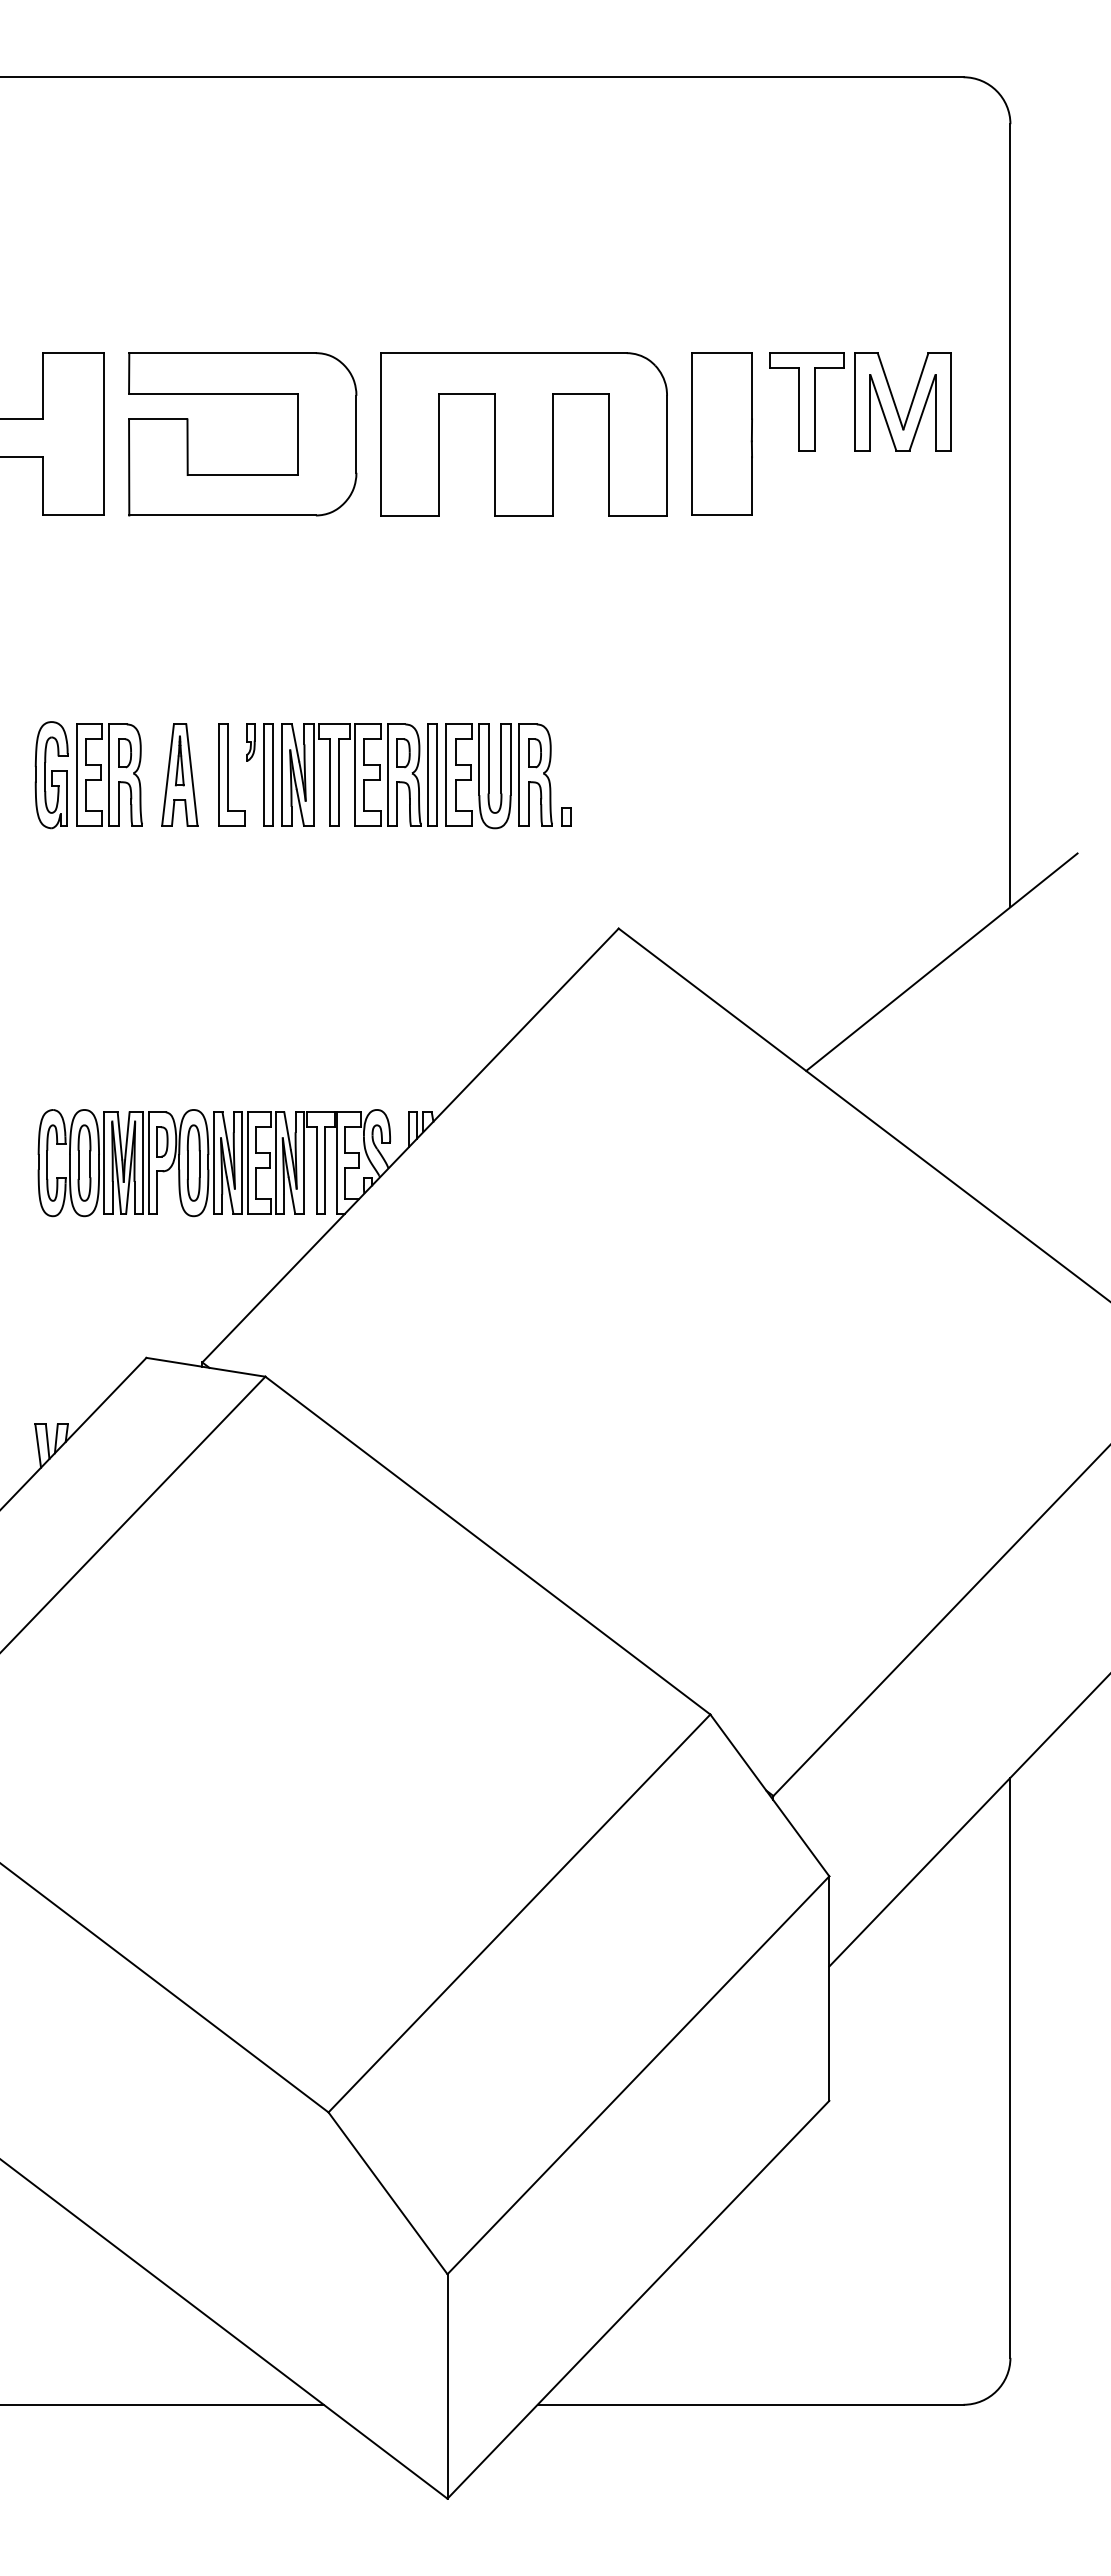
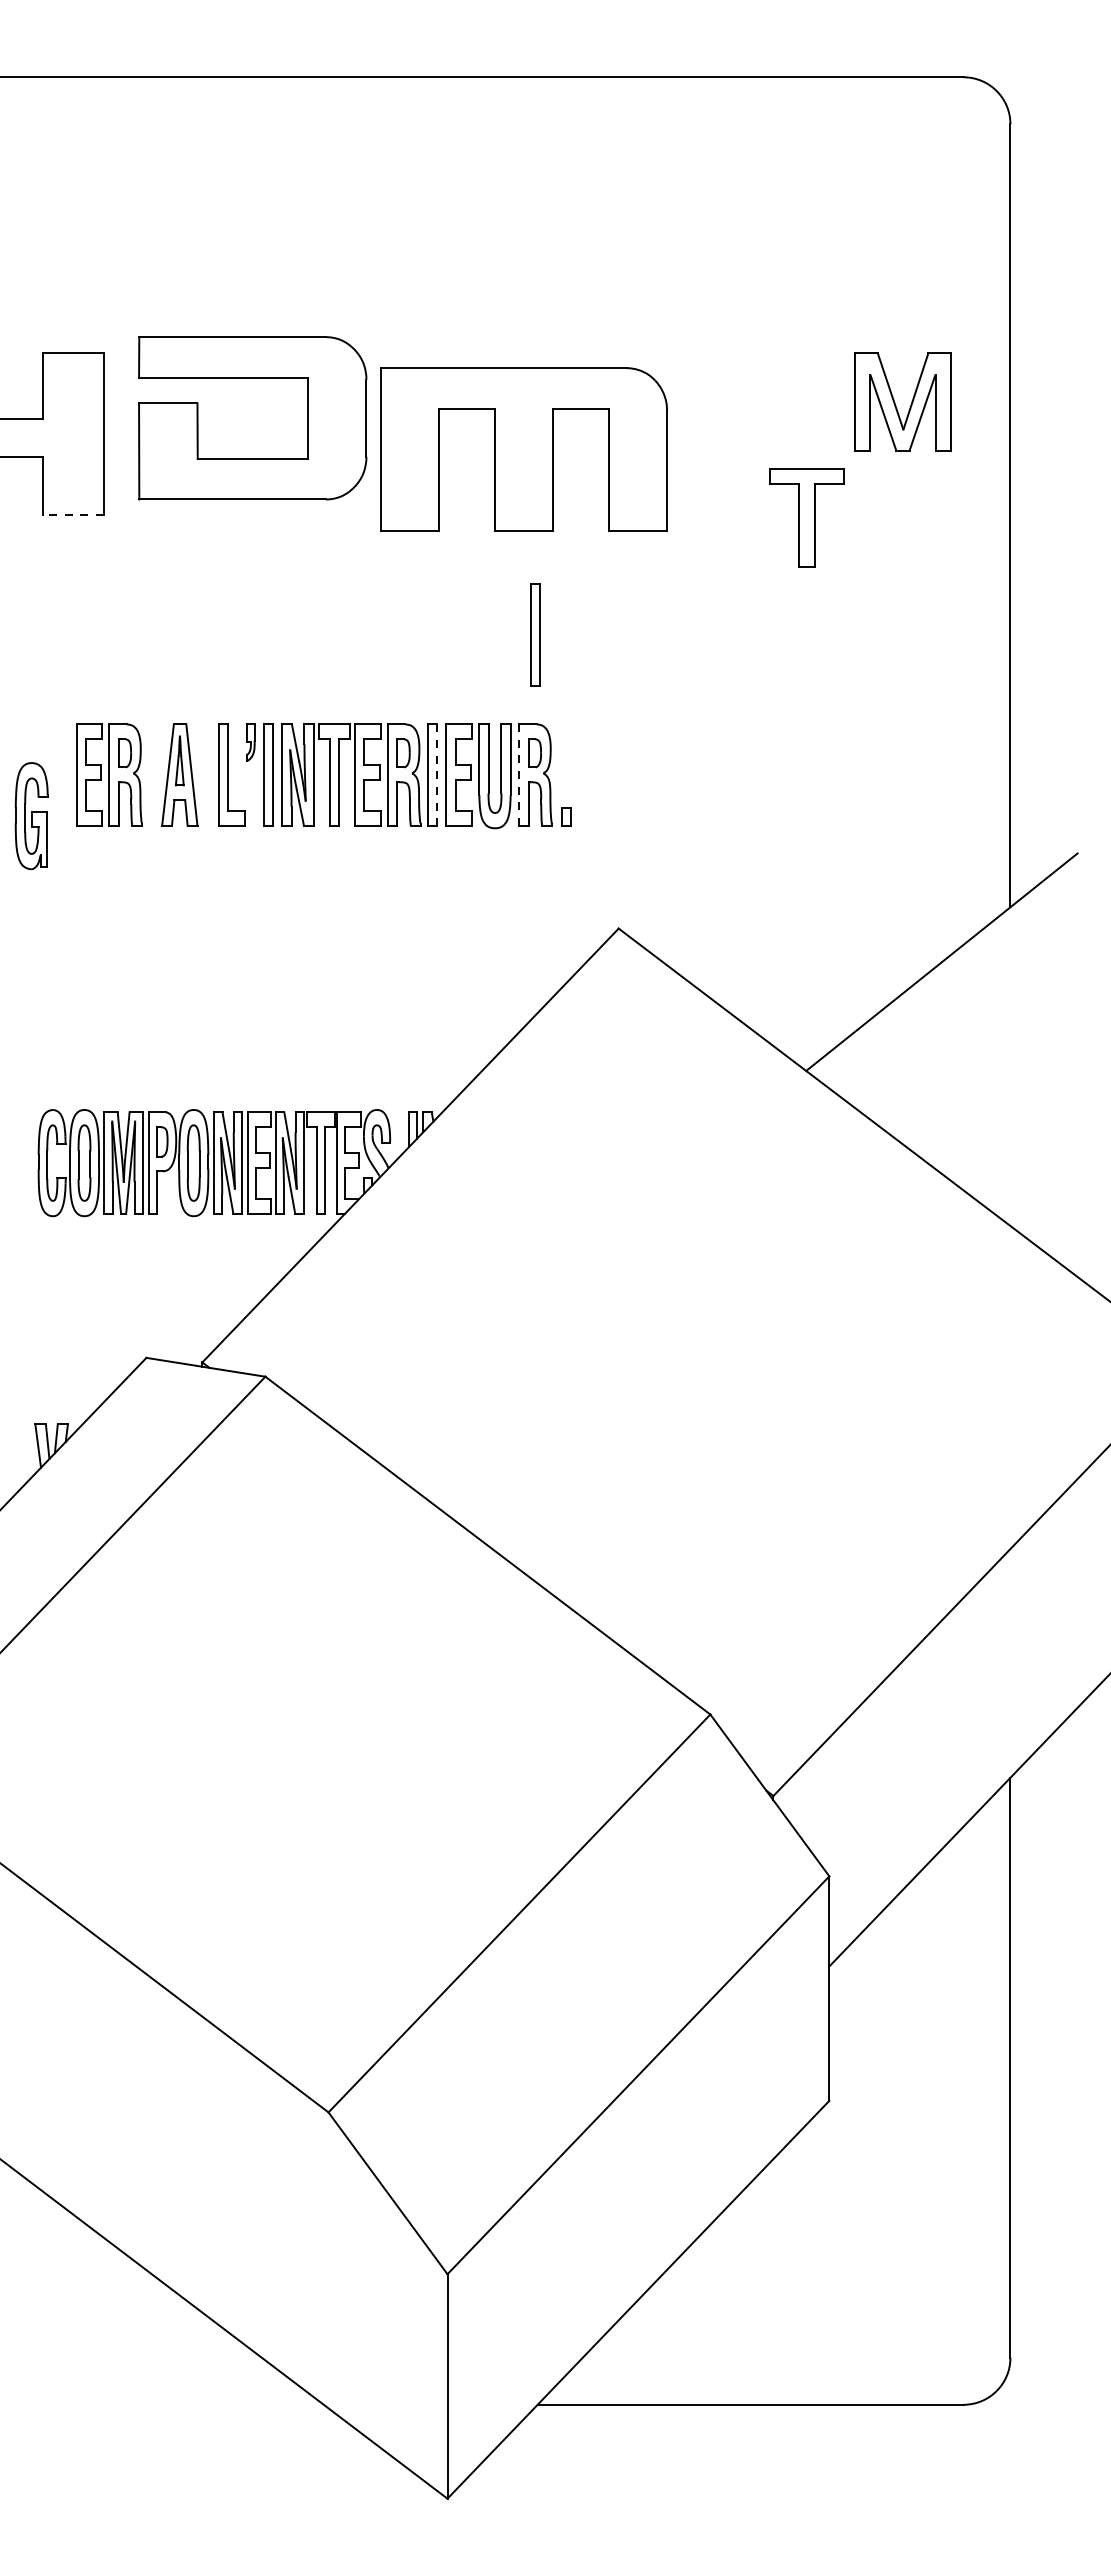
part position: (242, 394) -> (252, 378) (252, 378)
part position: (806, 401) -> (806, 517) (806, 517)
part: present -> none (721, 433)
part position: (523, 434) -> (523, 449) (523, 449)
line: solid -> dashed (73, 515)
part: none -> present (535, 634)
part position: (51, 775) -> (31, 816) (31, 816)
line: solid -> dashed (437, 775)
line: solid -> dashed (519, 775)
line: present -> none (162, 2404)
